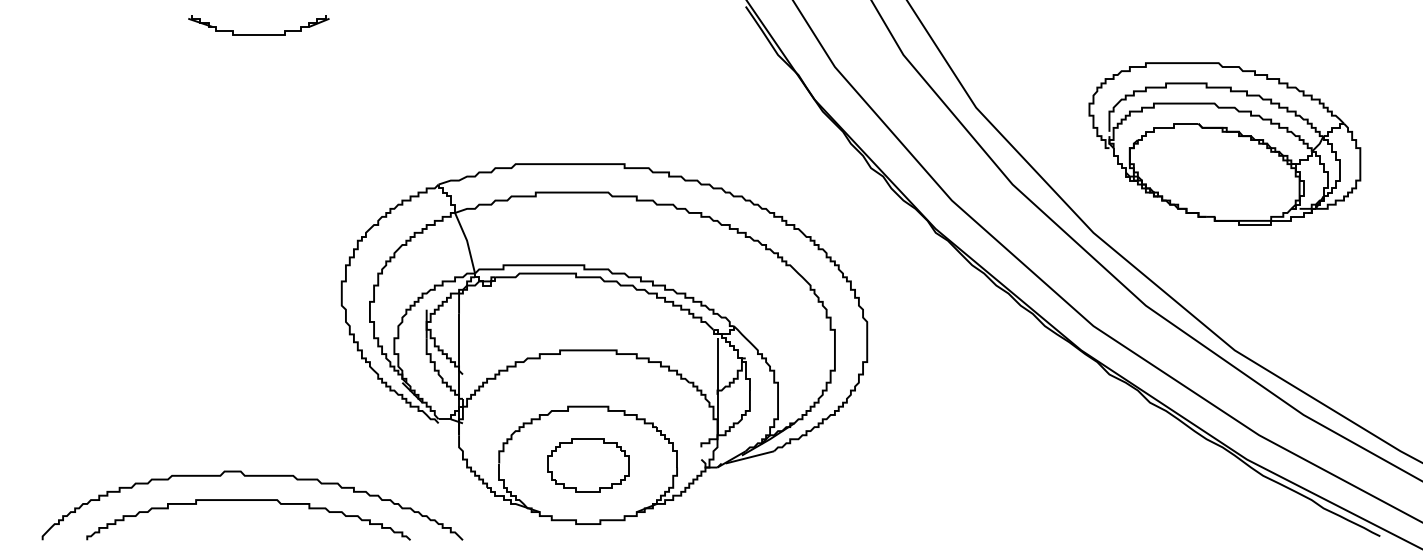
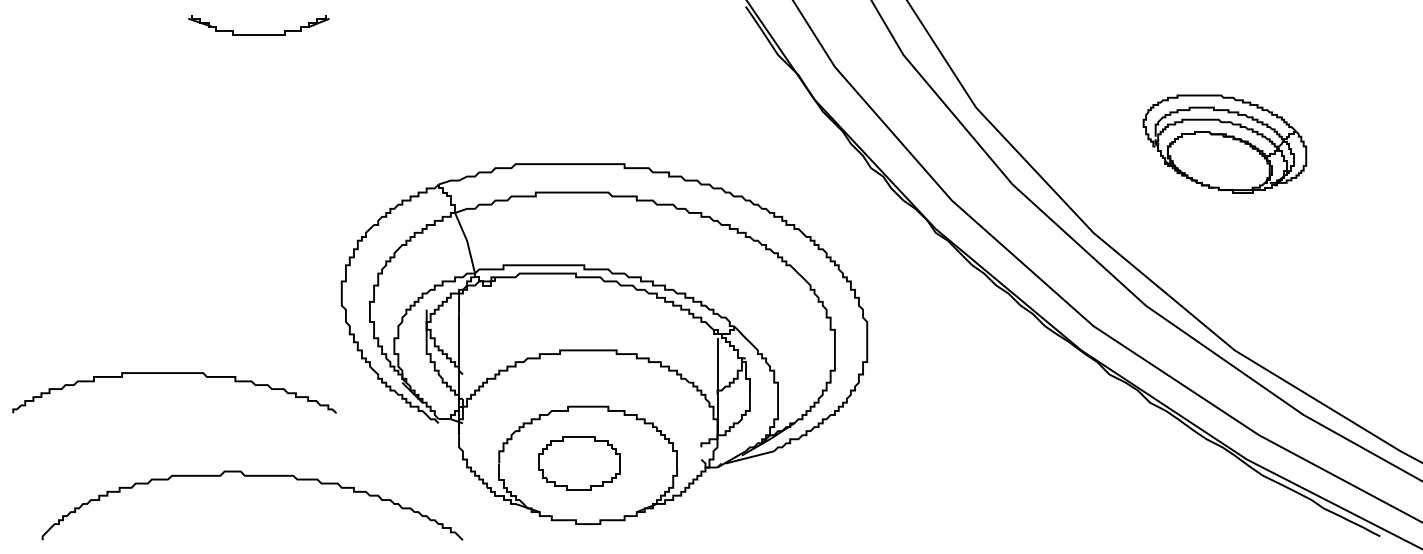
part size: 274x164 px -> 166x100 px (1224, 143)
part position: (588, 465) -> (579, 463) (579, 463)
curve position: (248, 500) -> (174, 373) (174, 373)
